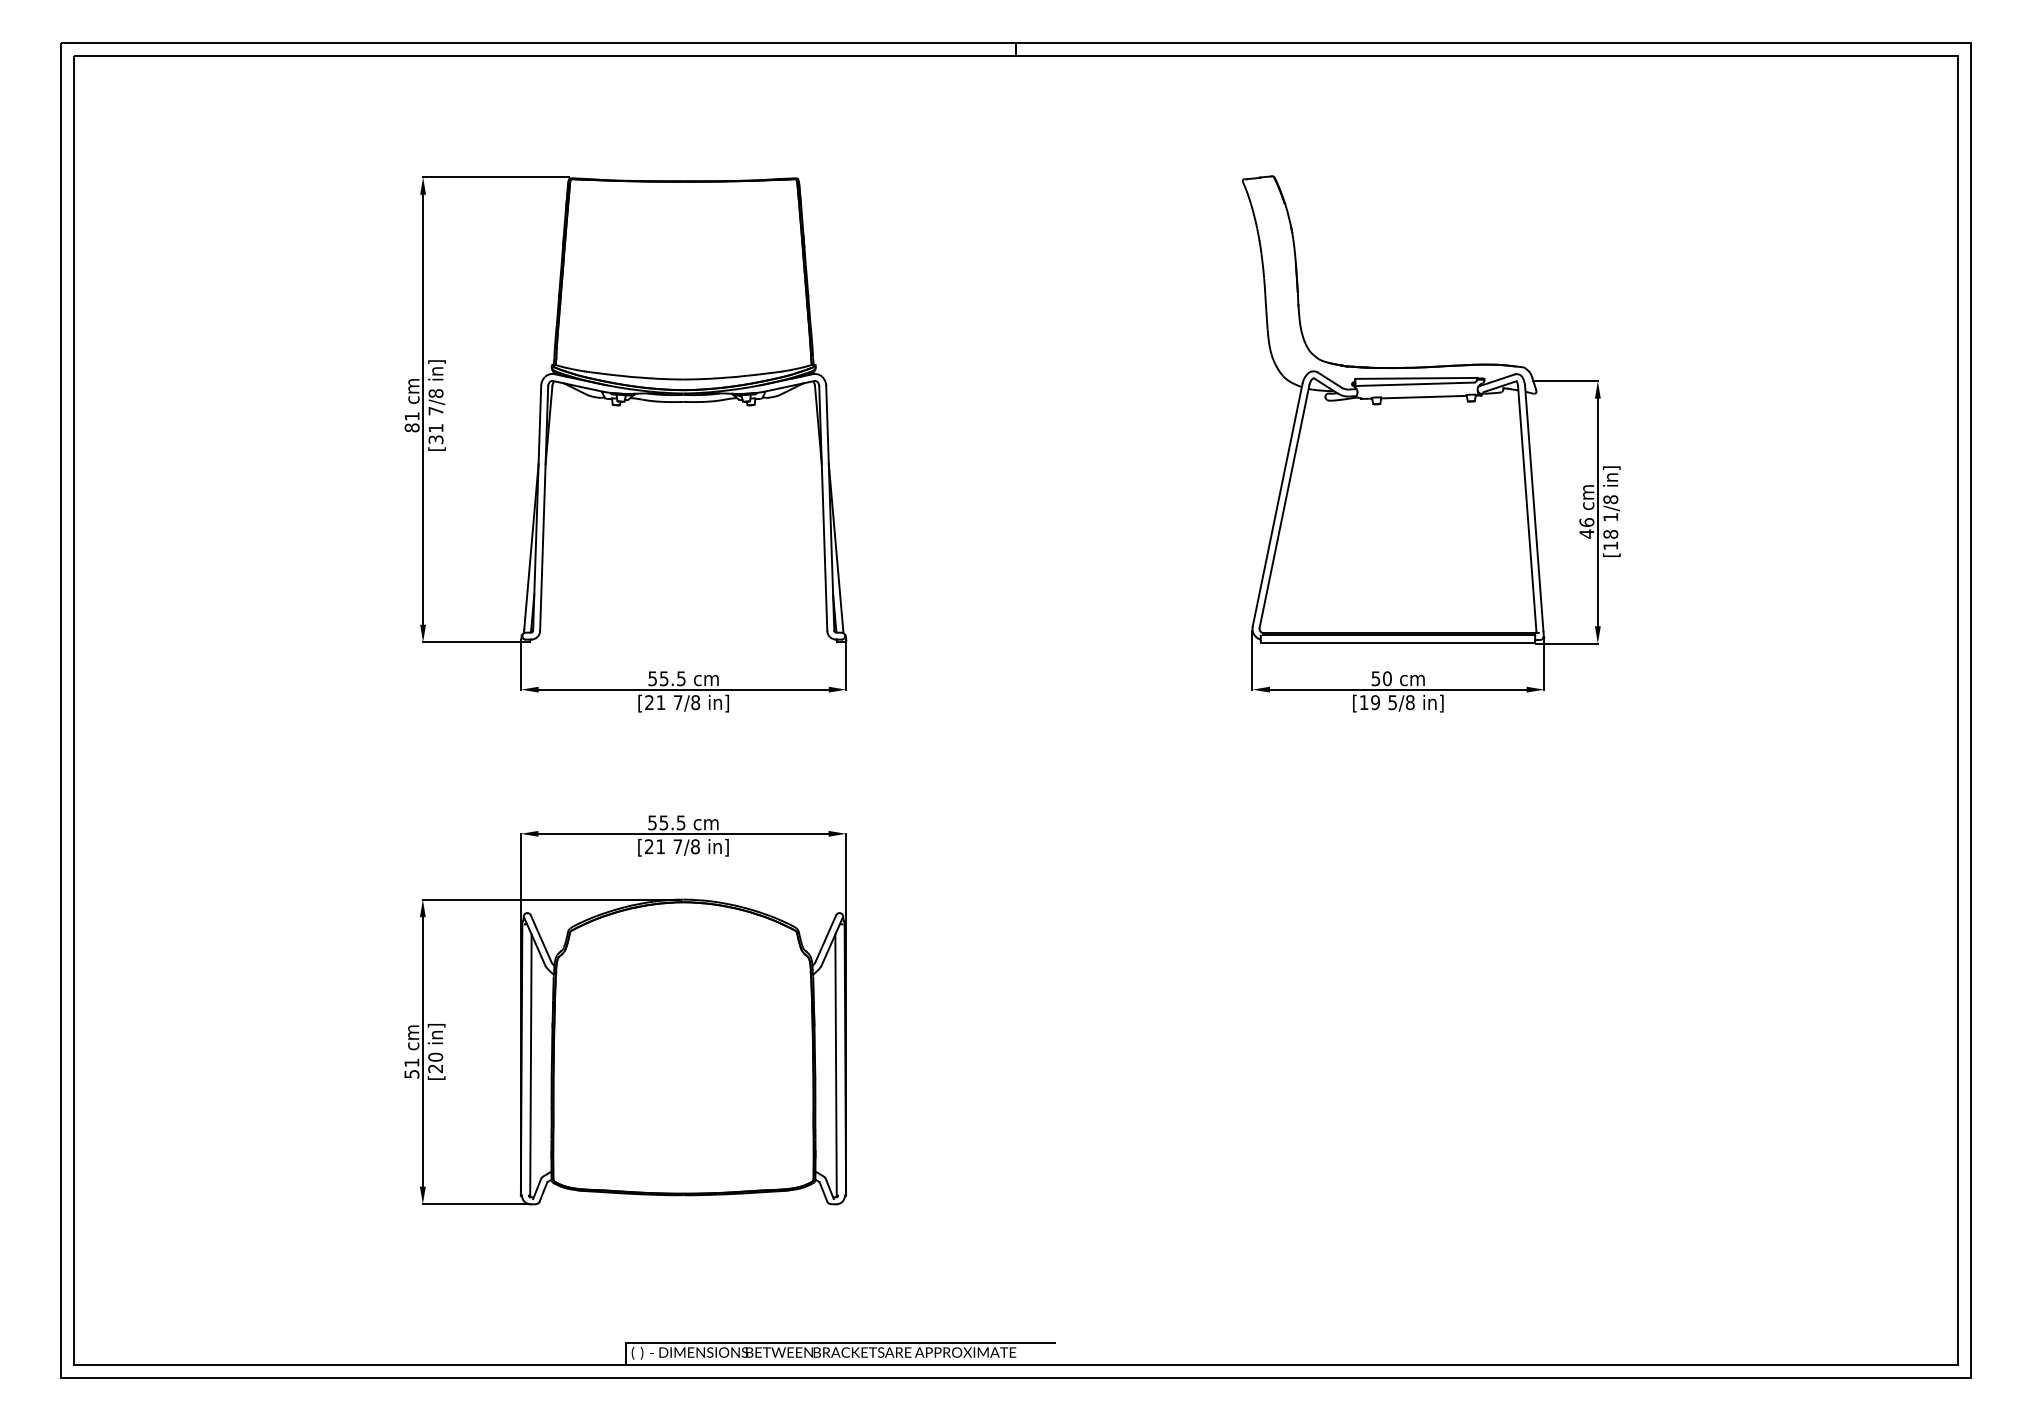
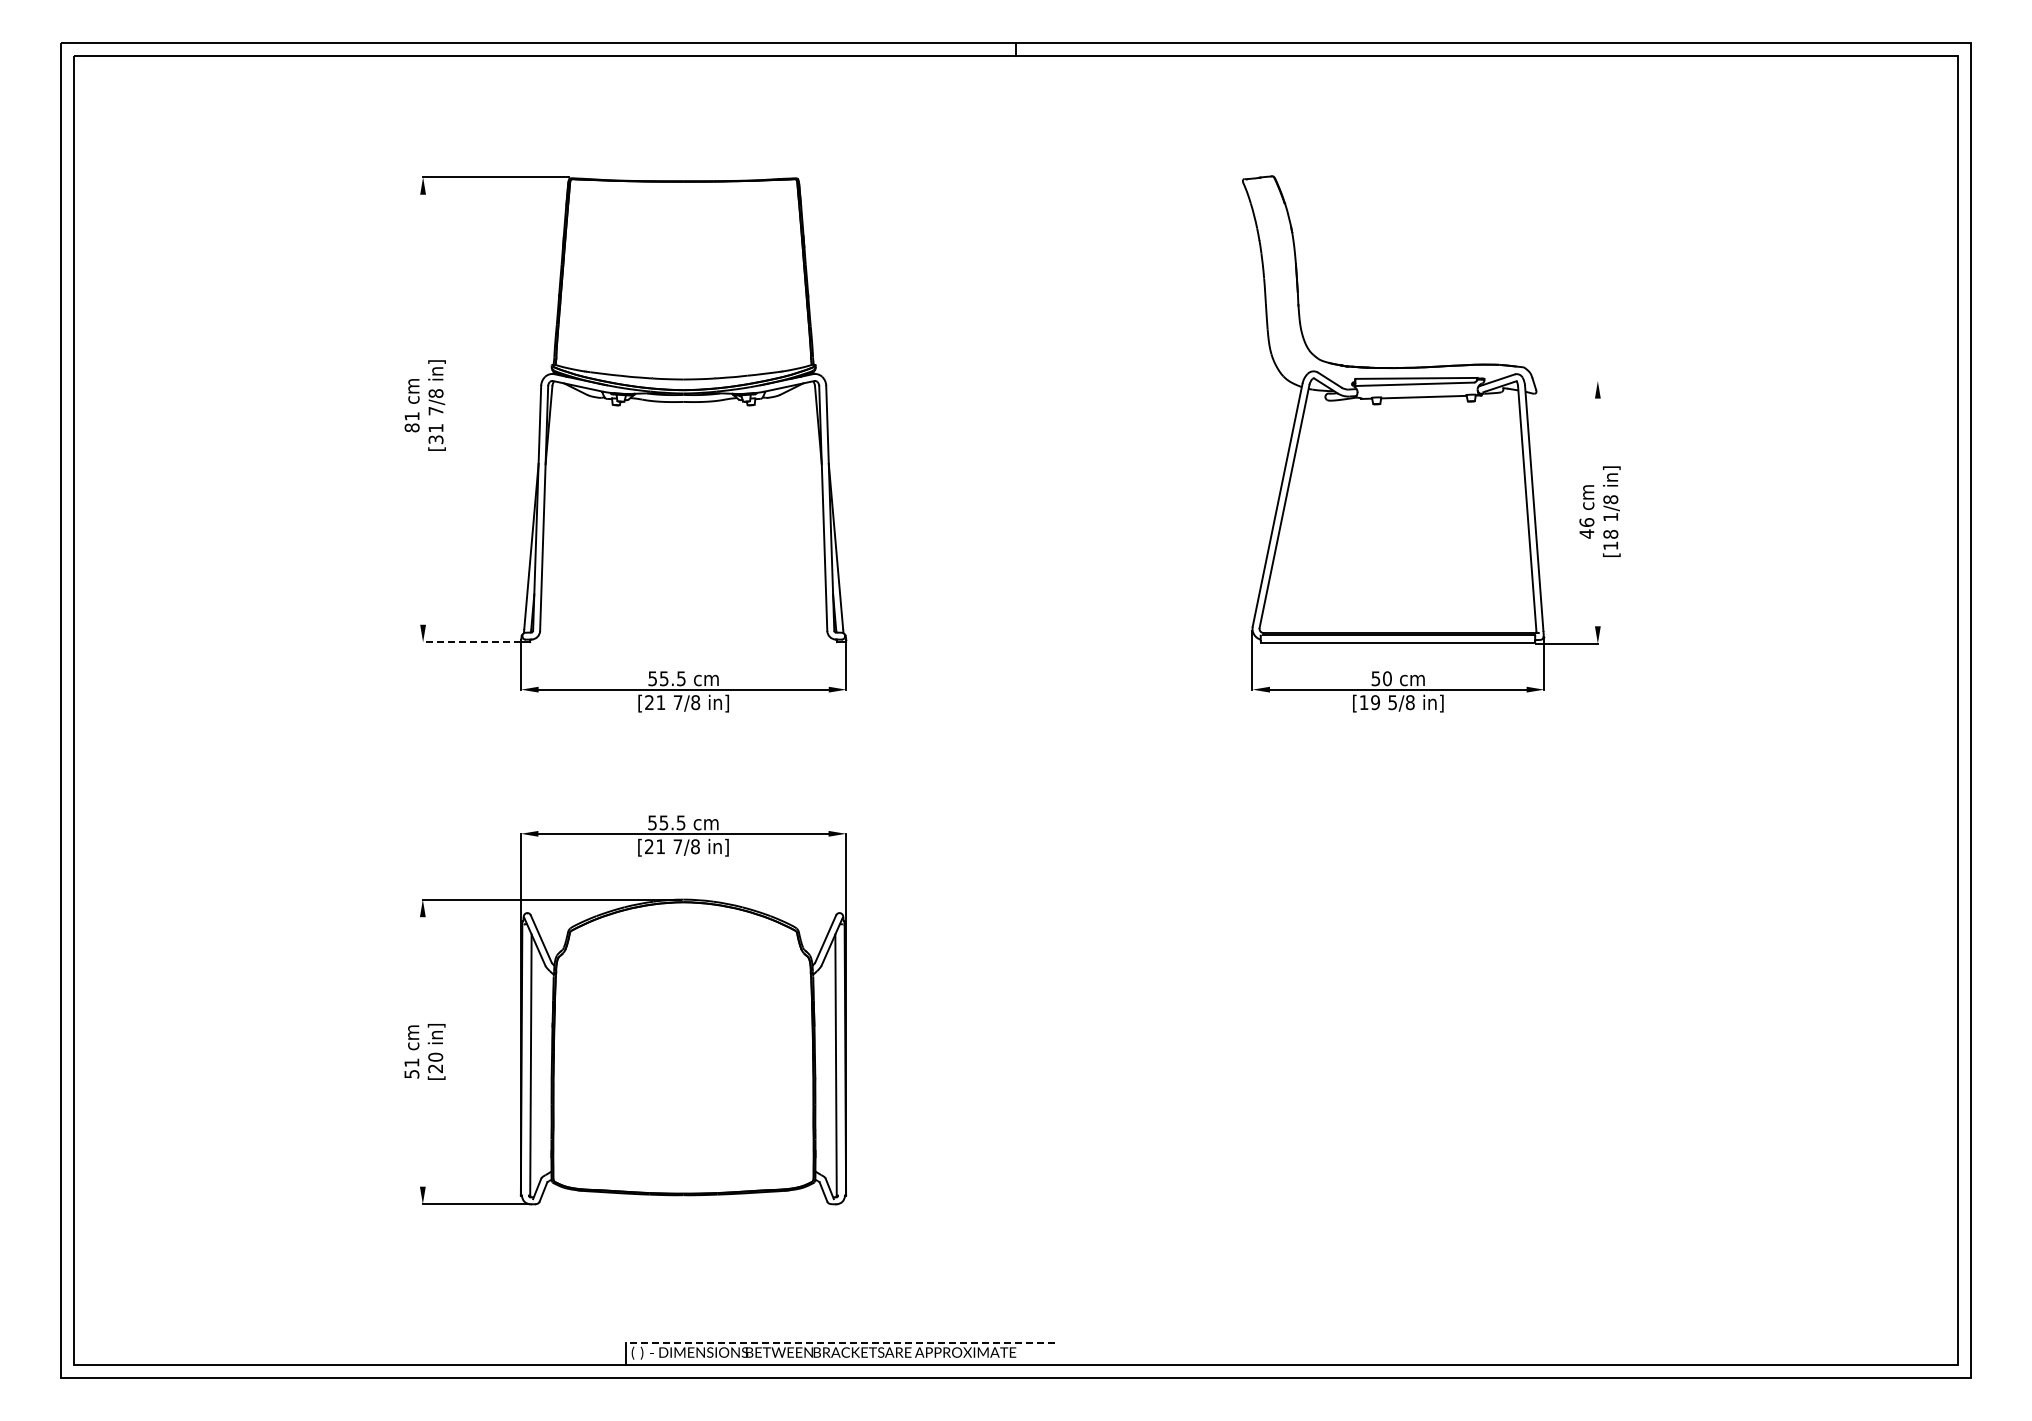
line: present -> none (1565, 381)
line: present -> none (423, 409)
line: present -> none (1597, 512)
line: solid -> dashed (471, 642)
line: present -> none (422, 1051)
line: solid -> dashed (840, 1342)
